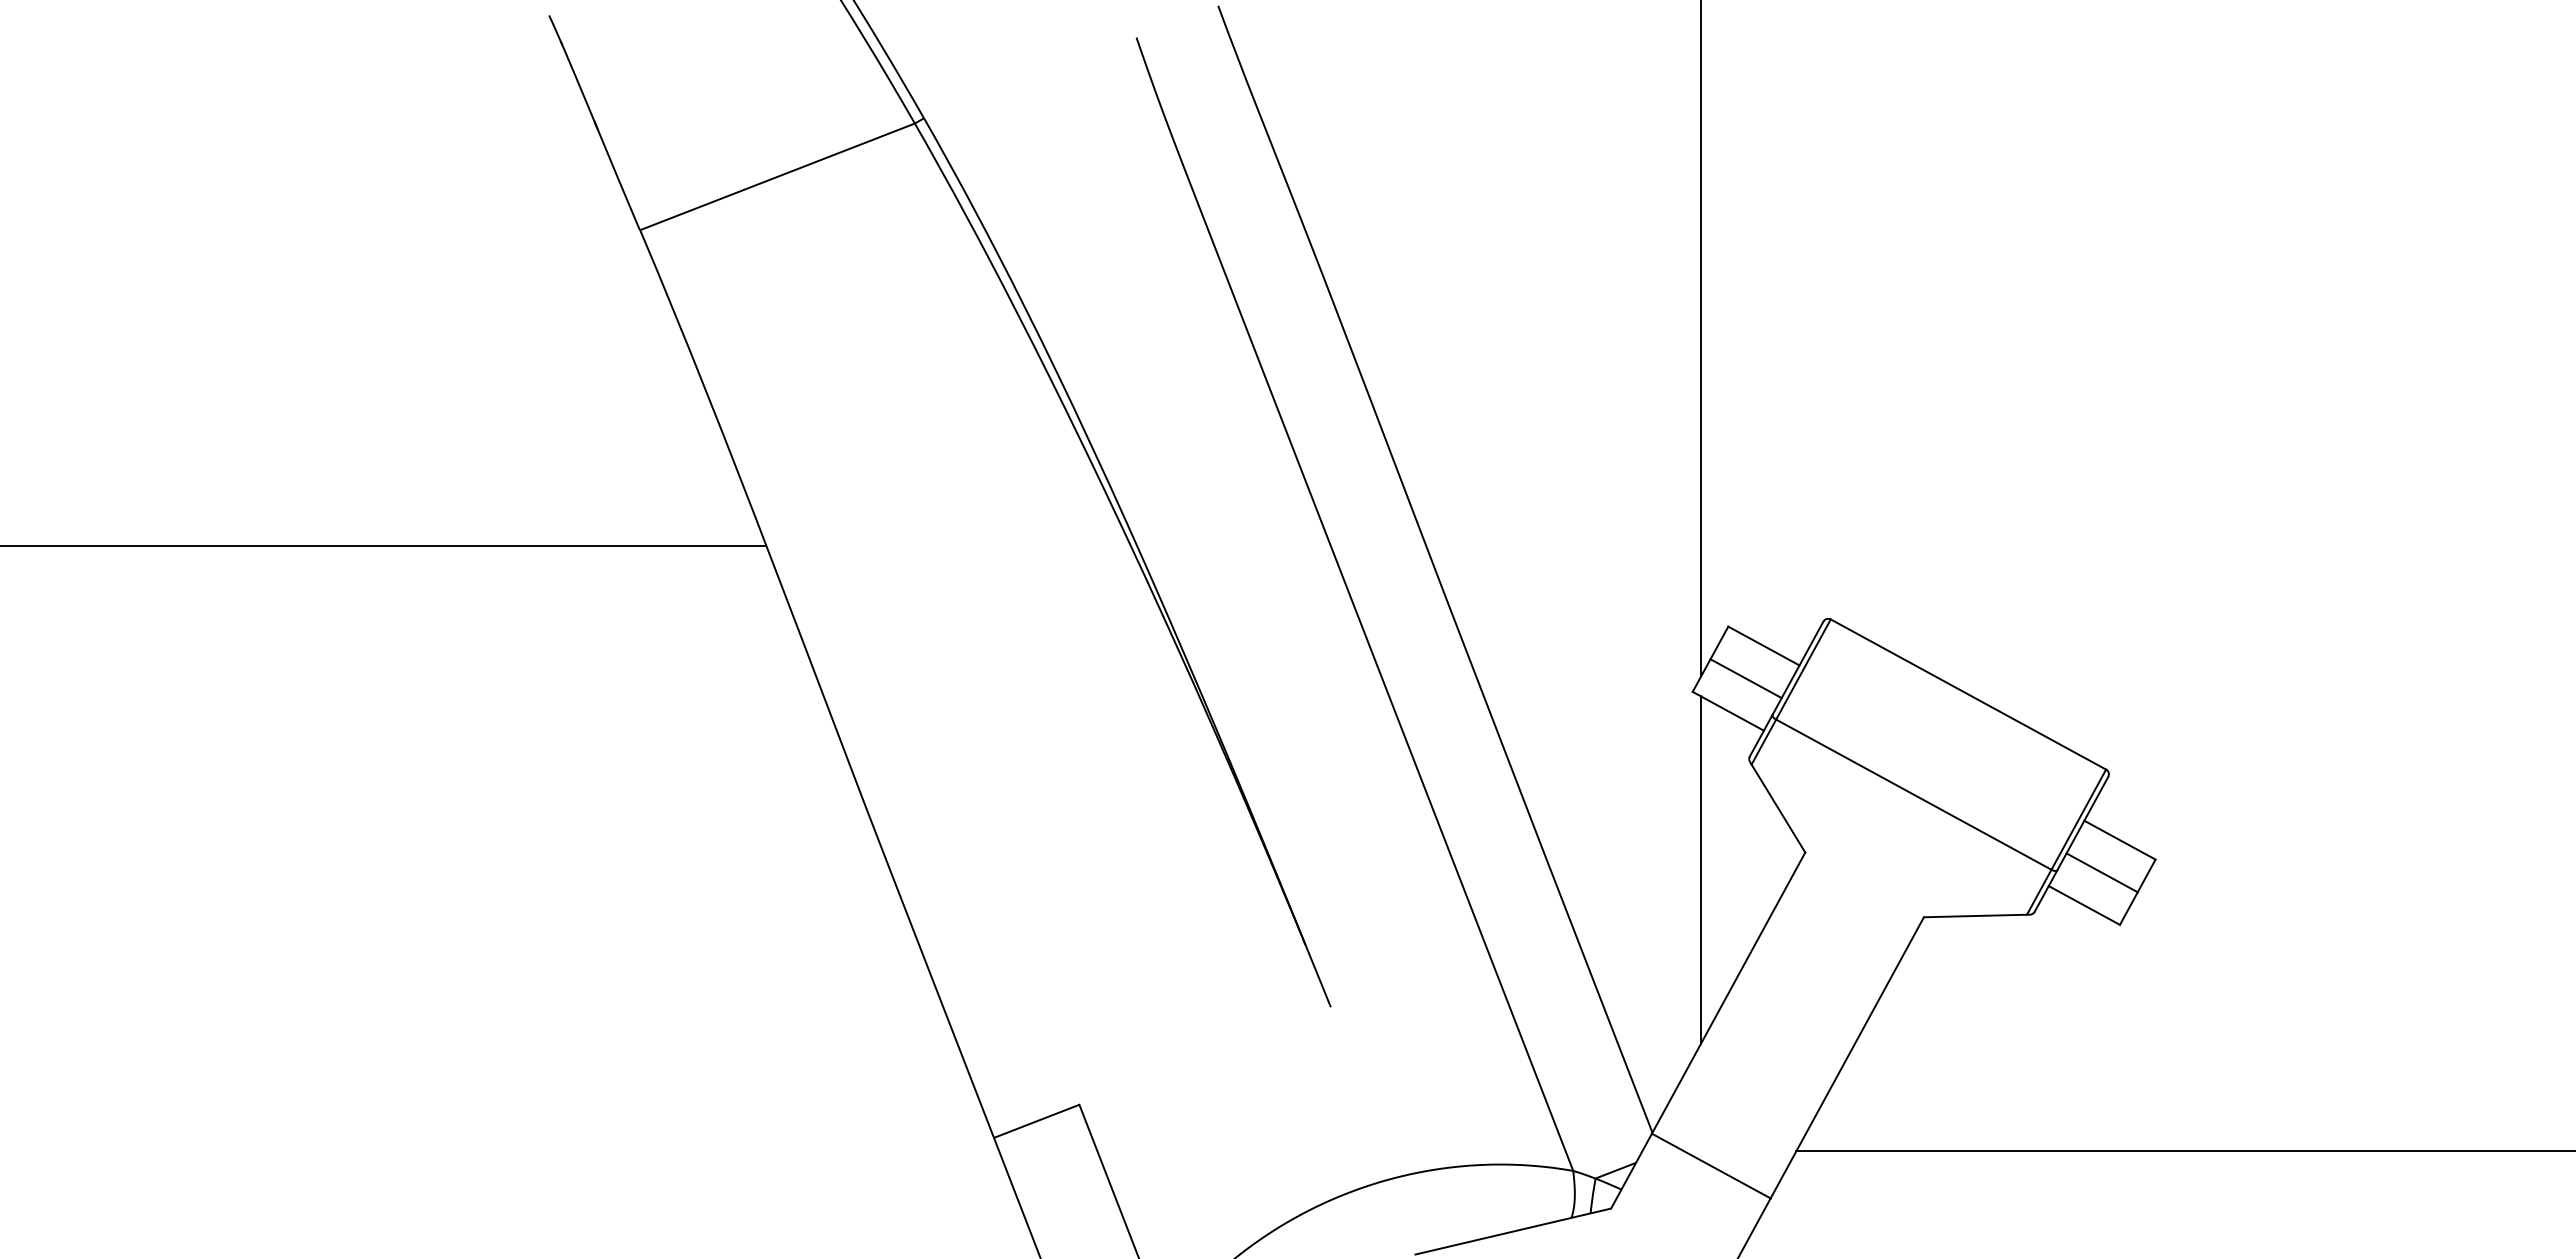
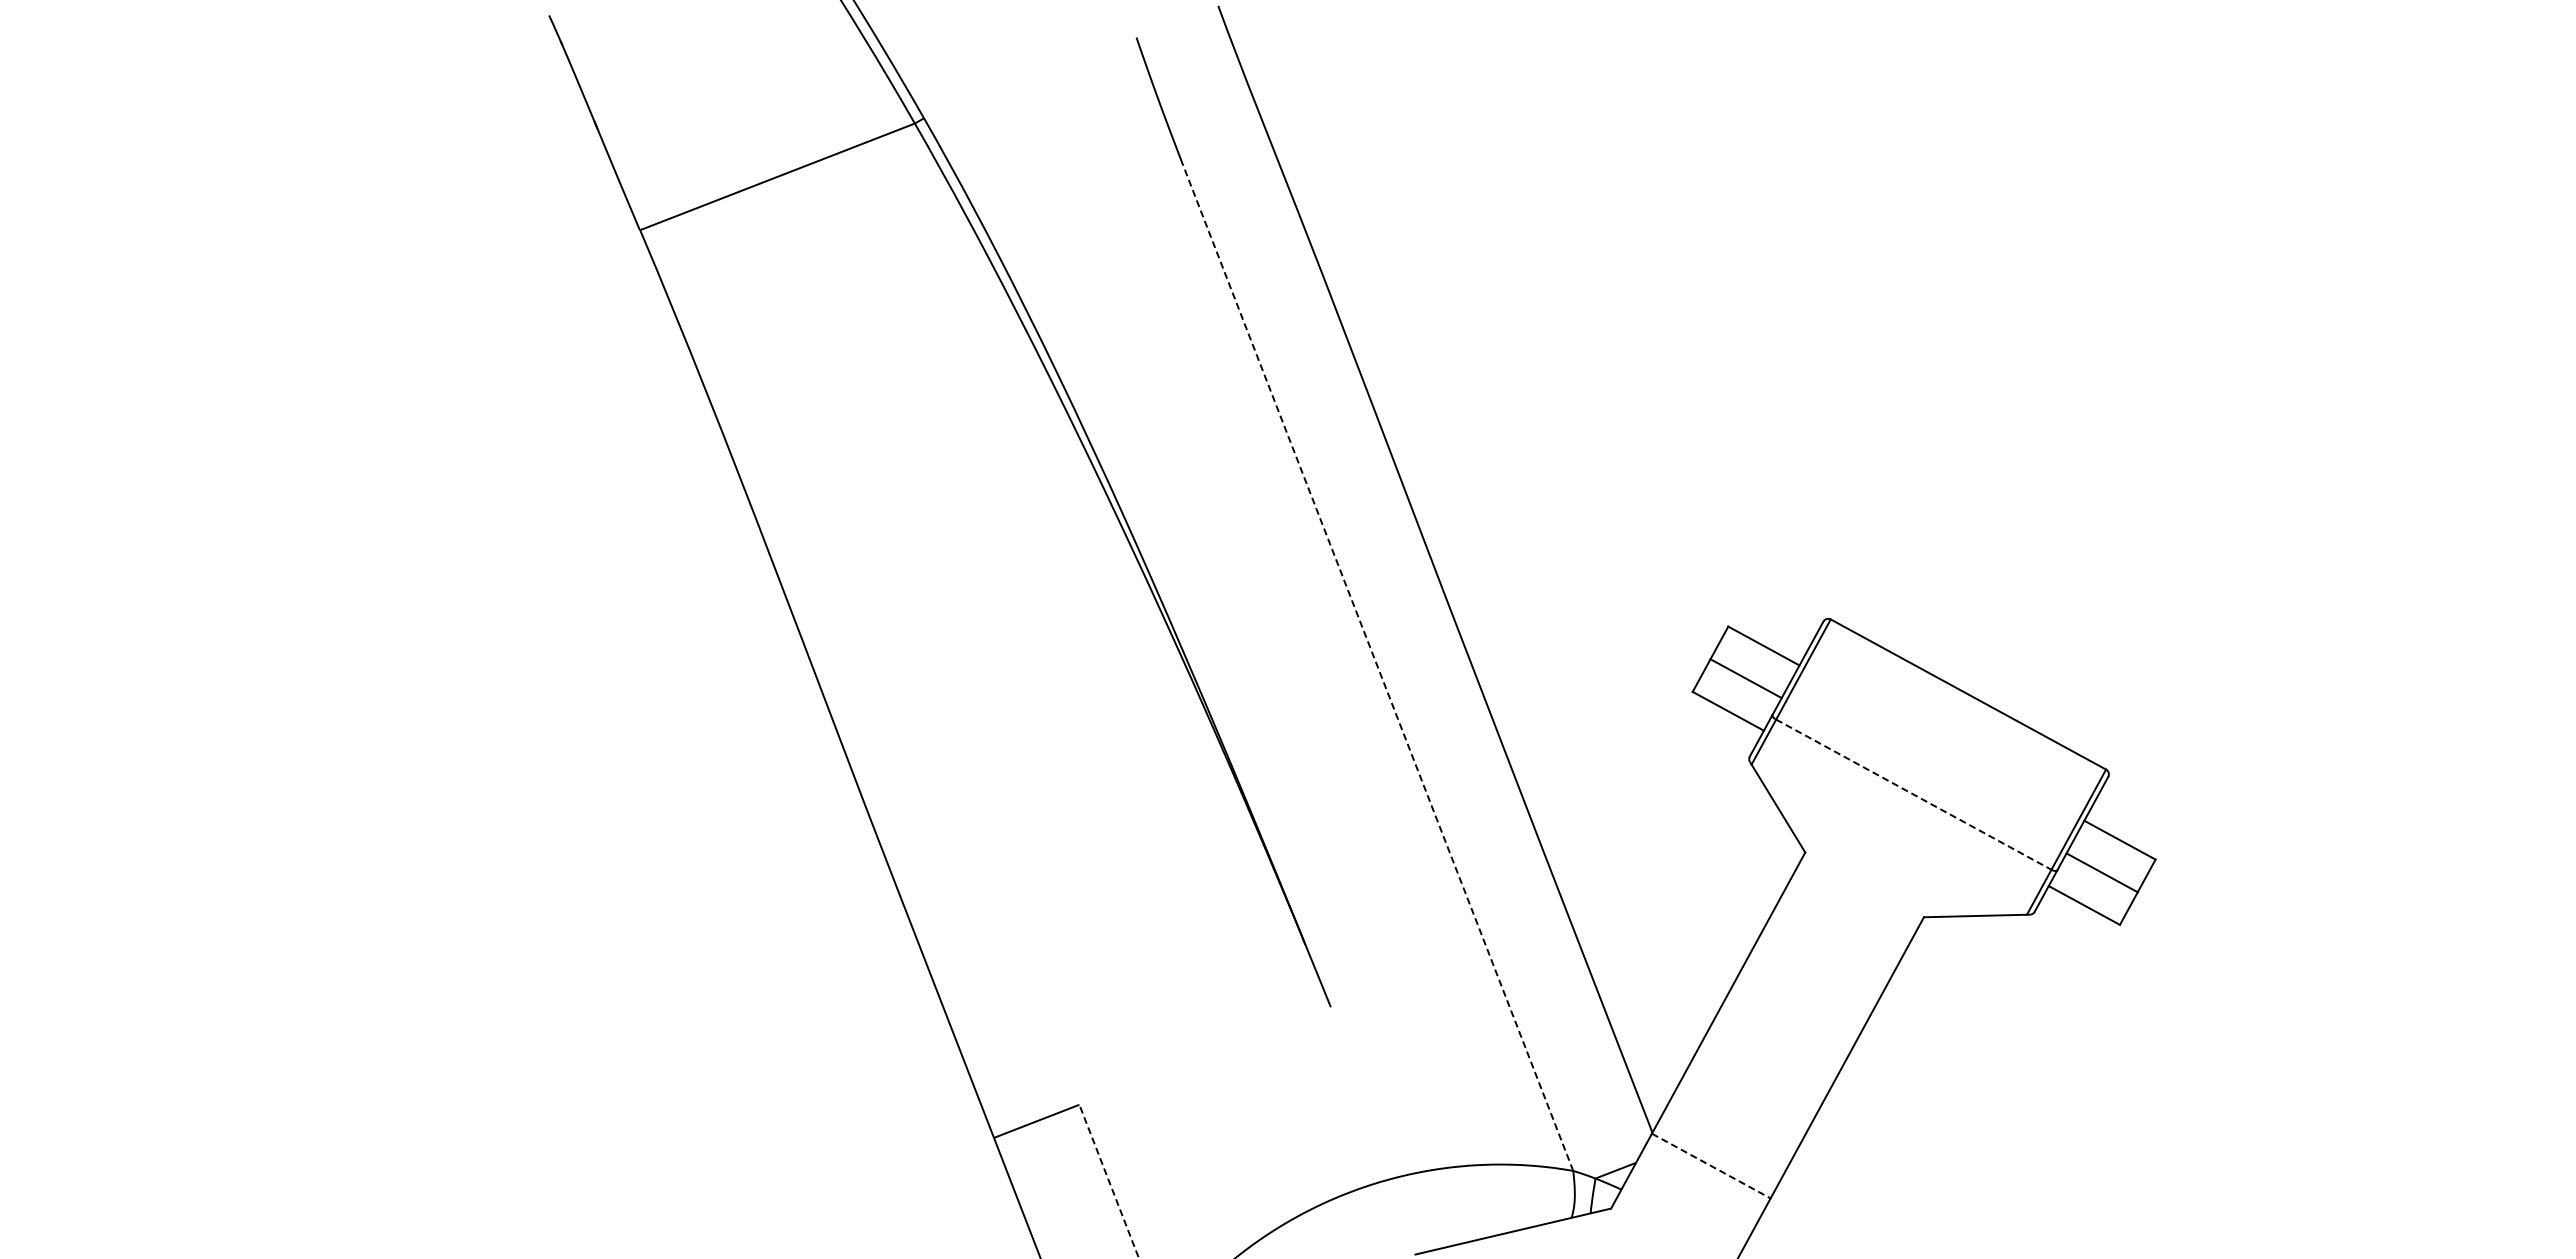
line: present -> none (1701, 339)
line: present -> none (384, 545)
line: solid -> dashed (1378, 667)
line: solid -> dashed (1913, 794)
line: present -> none (1701, 869)
line: present -> none (2184, 1151)
line: solid -> dashed (1711, 1166)
line: solid -> dashed (1108, 1181)
